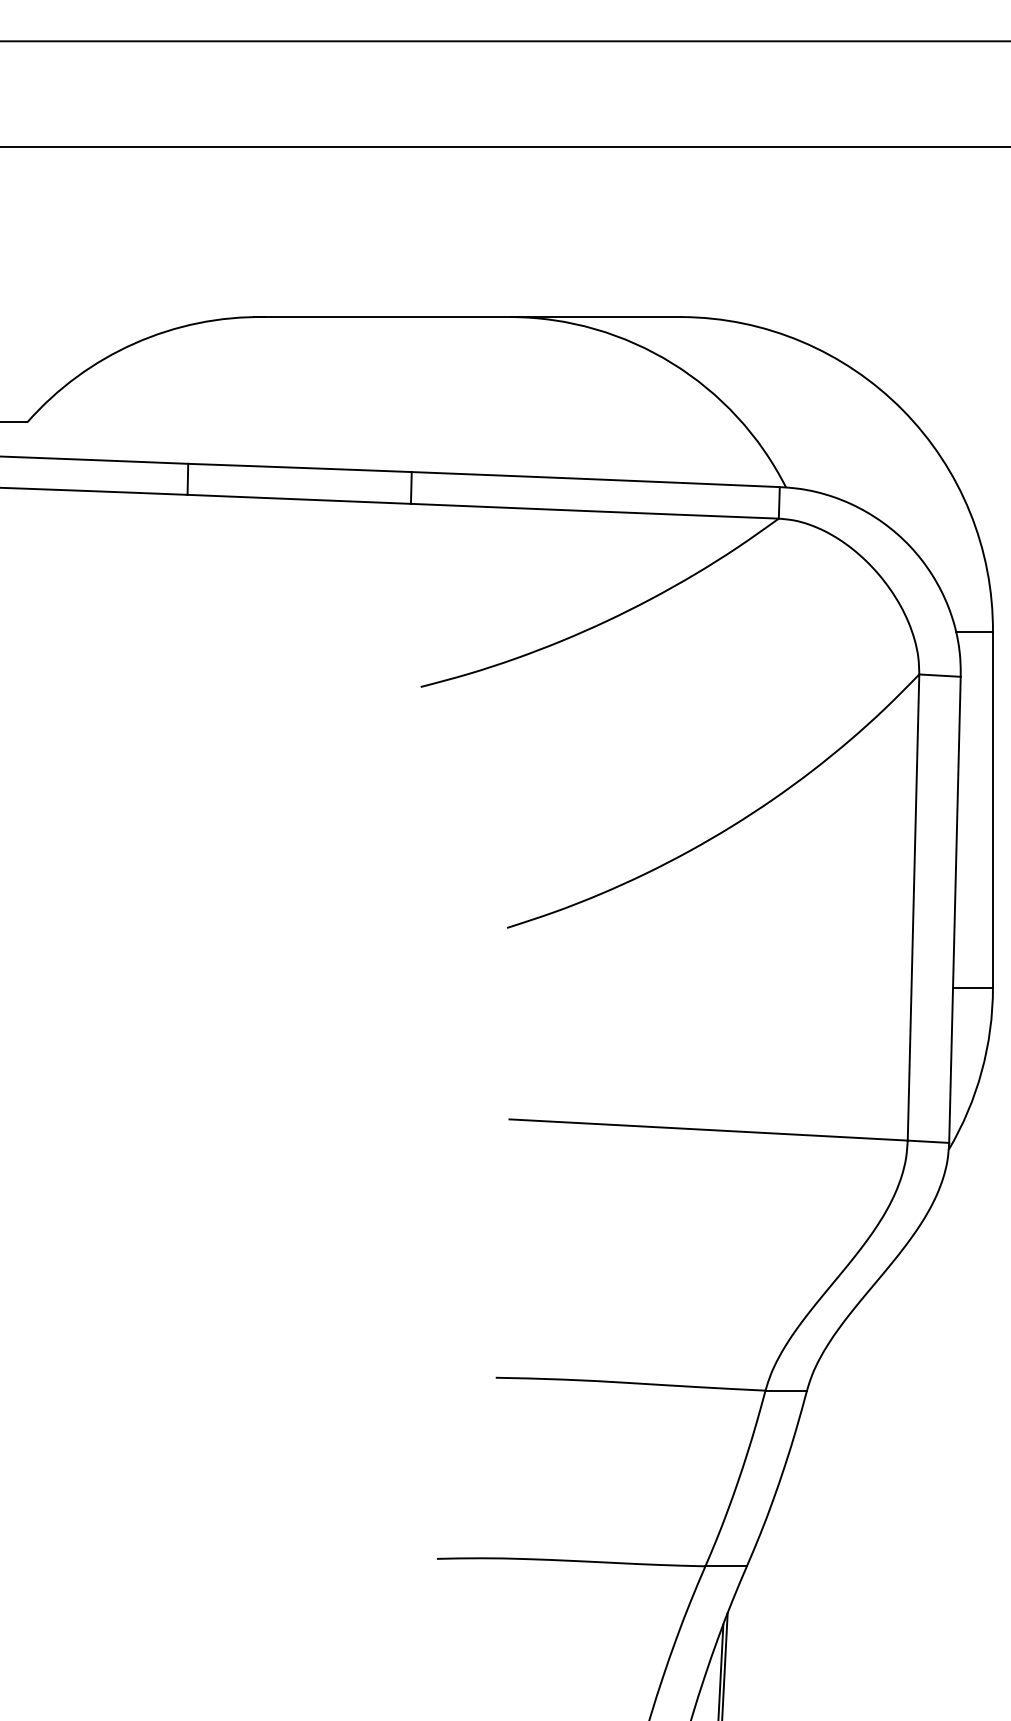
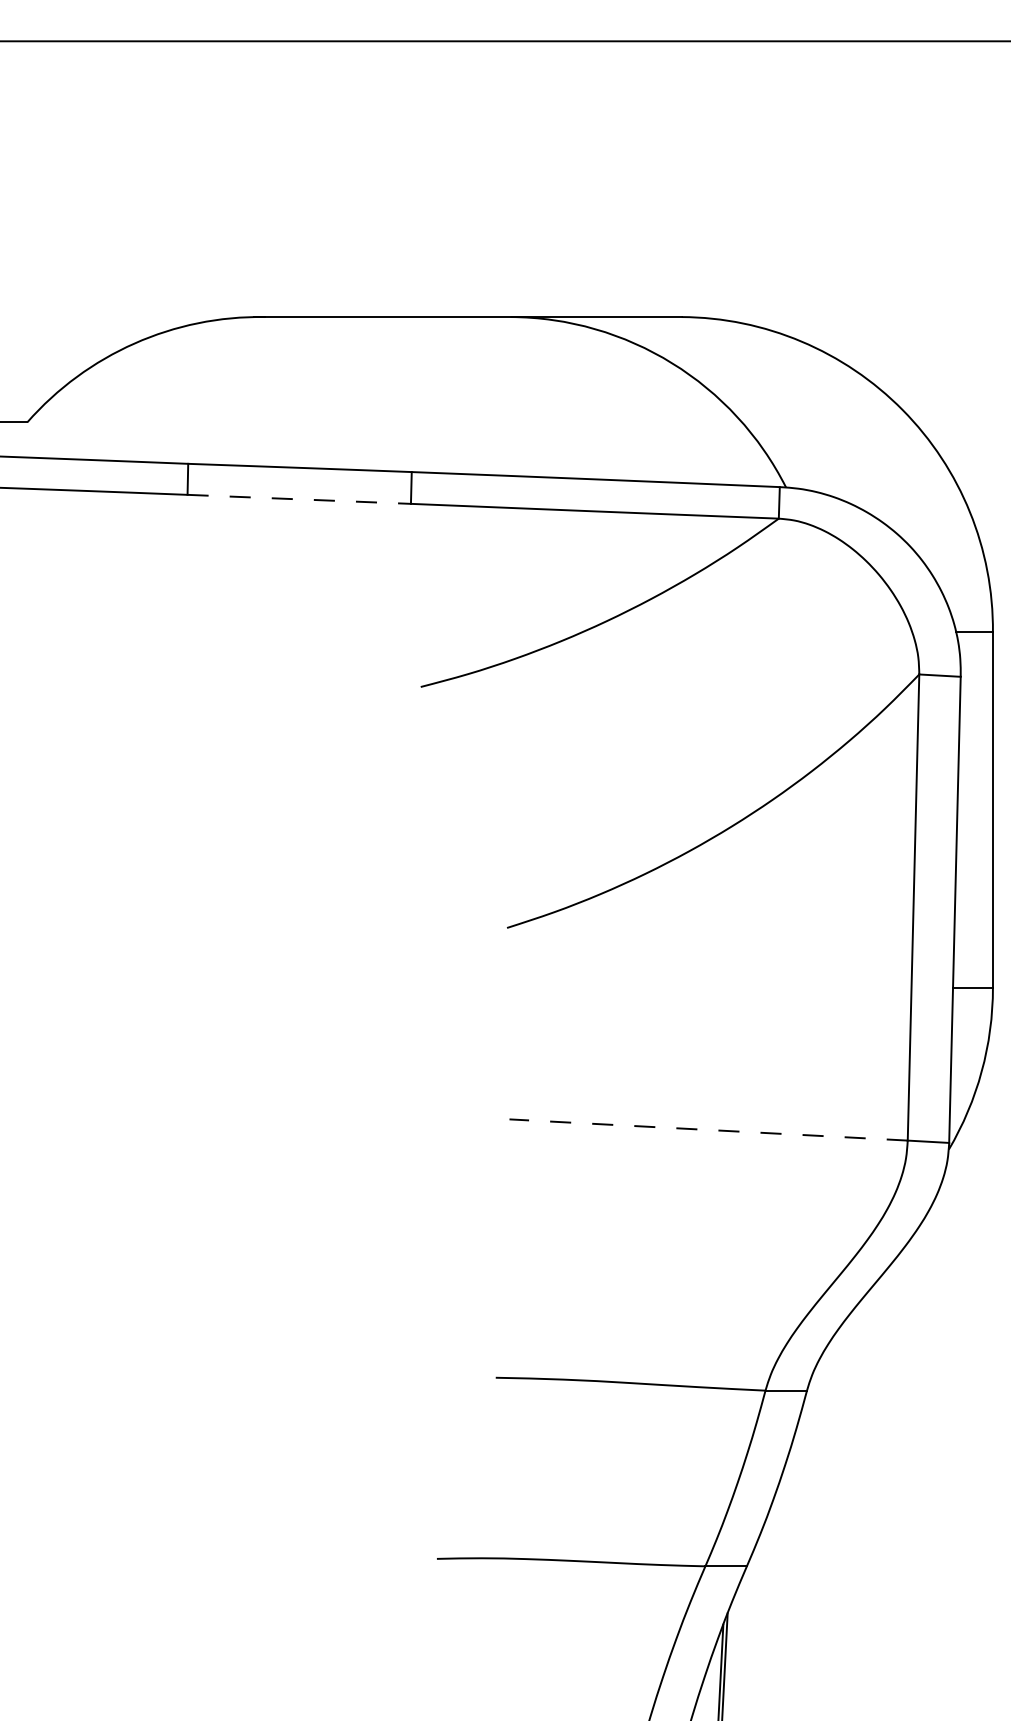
line: present -> none (504, 146)
line: solid -> dashed (299, 499)
line: solid -> dashed (708, 1129)
